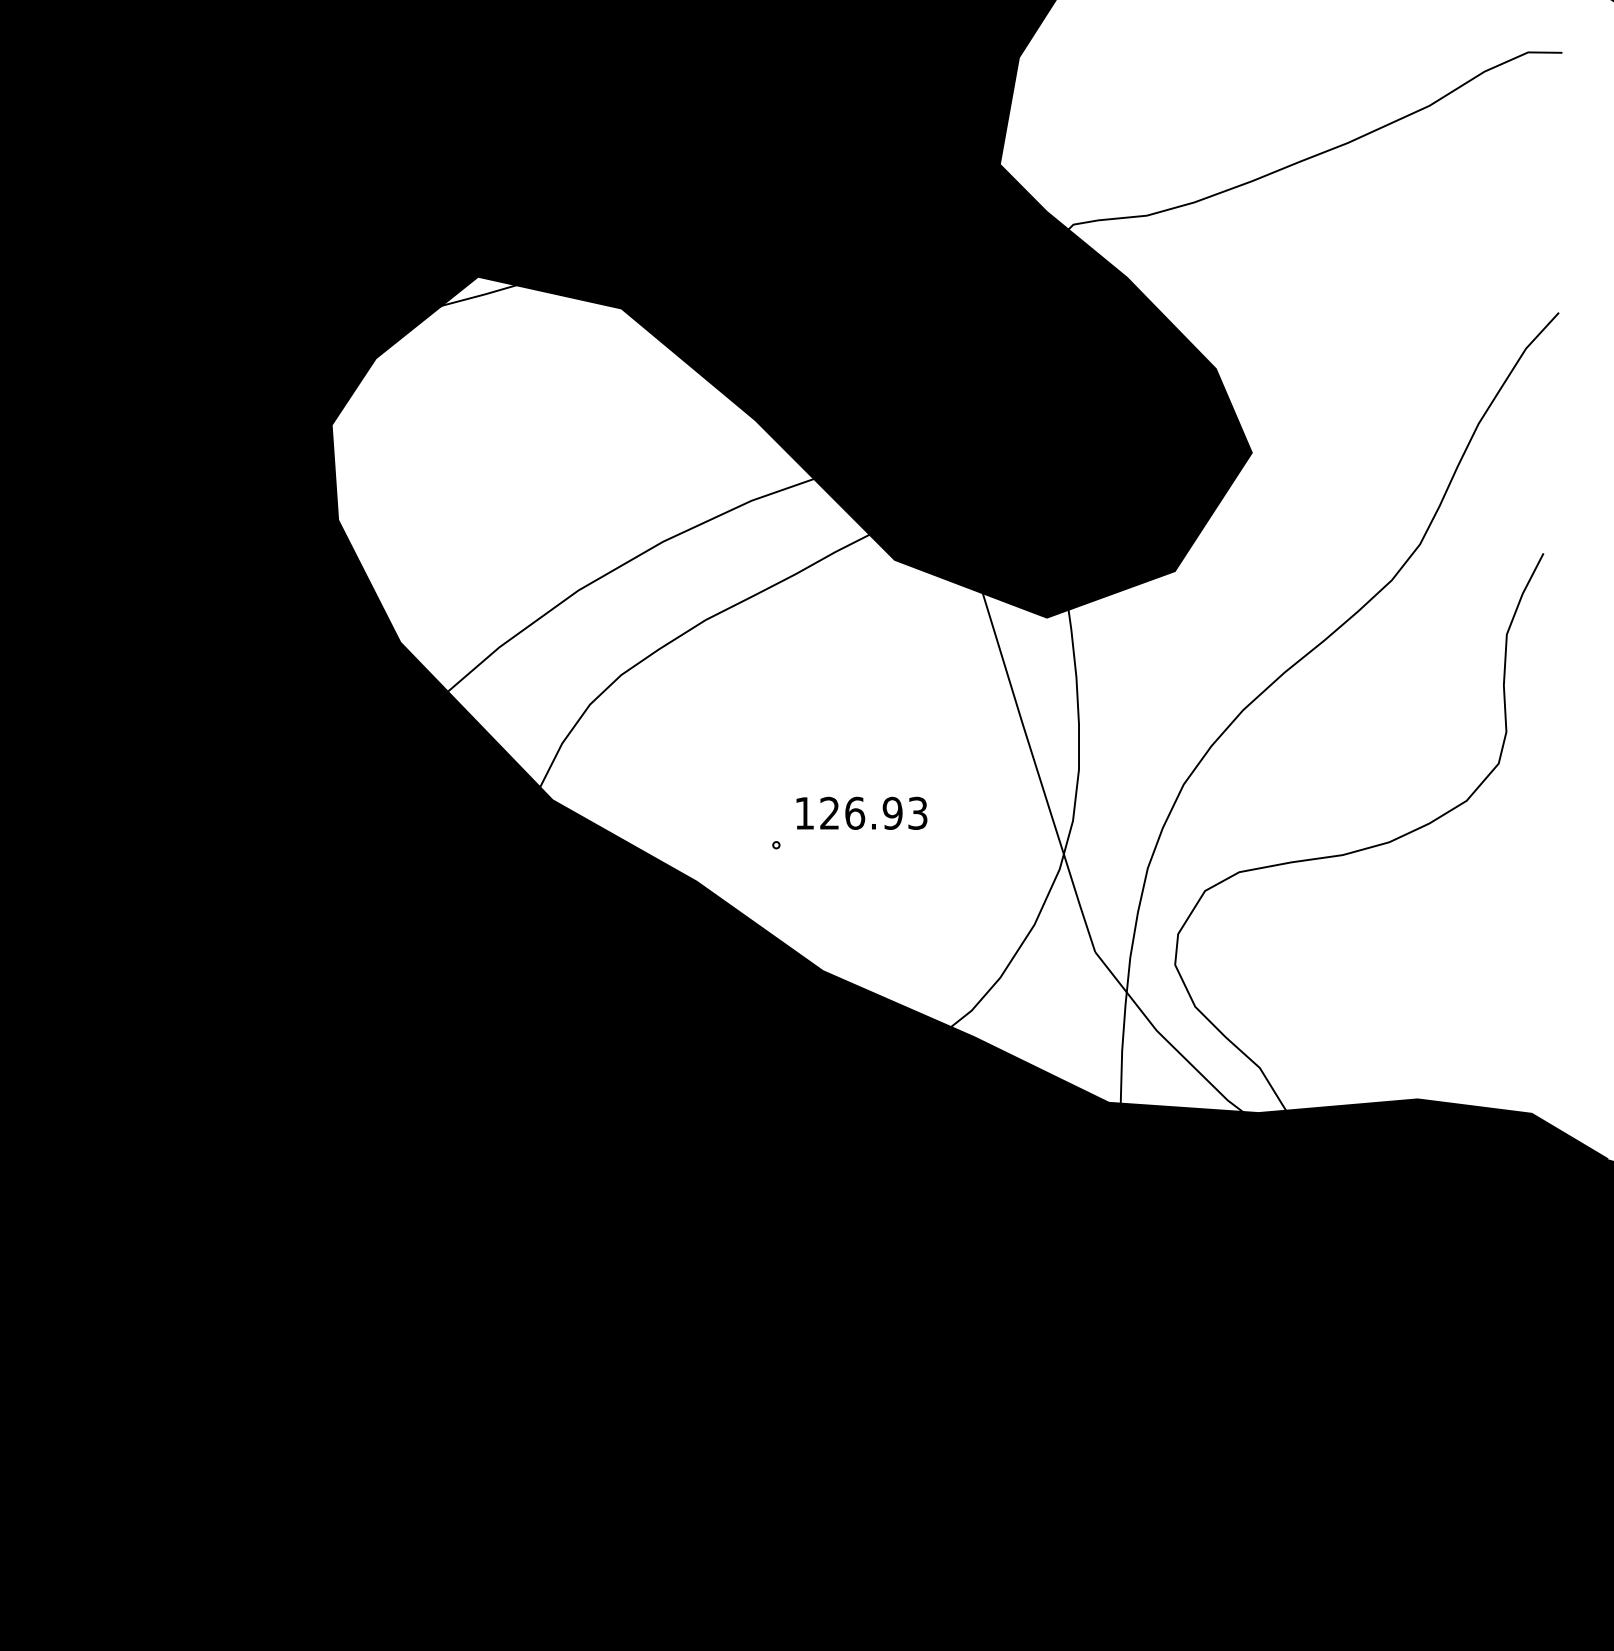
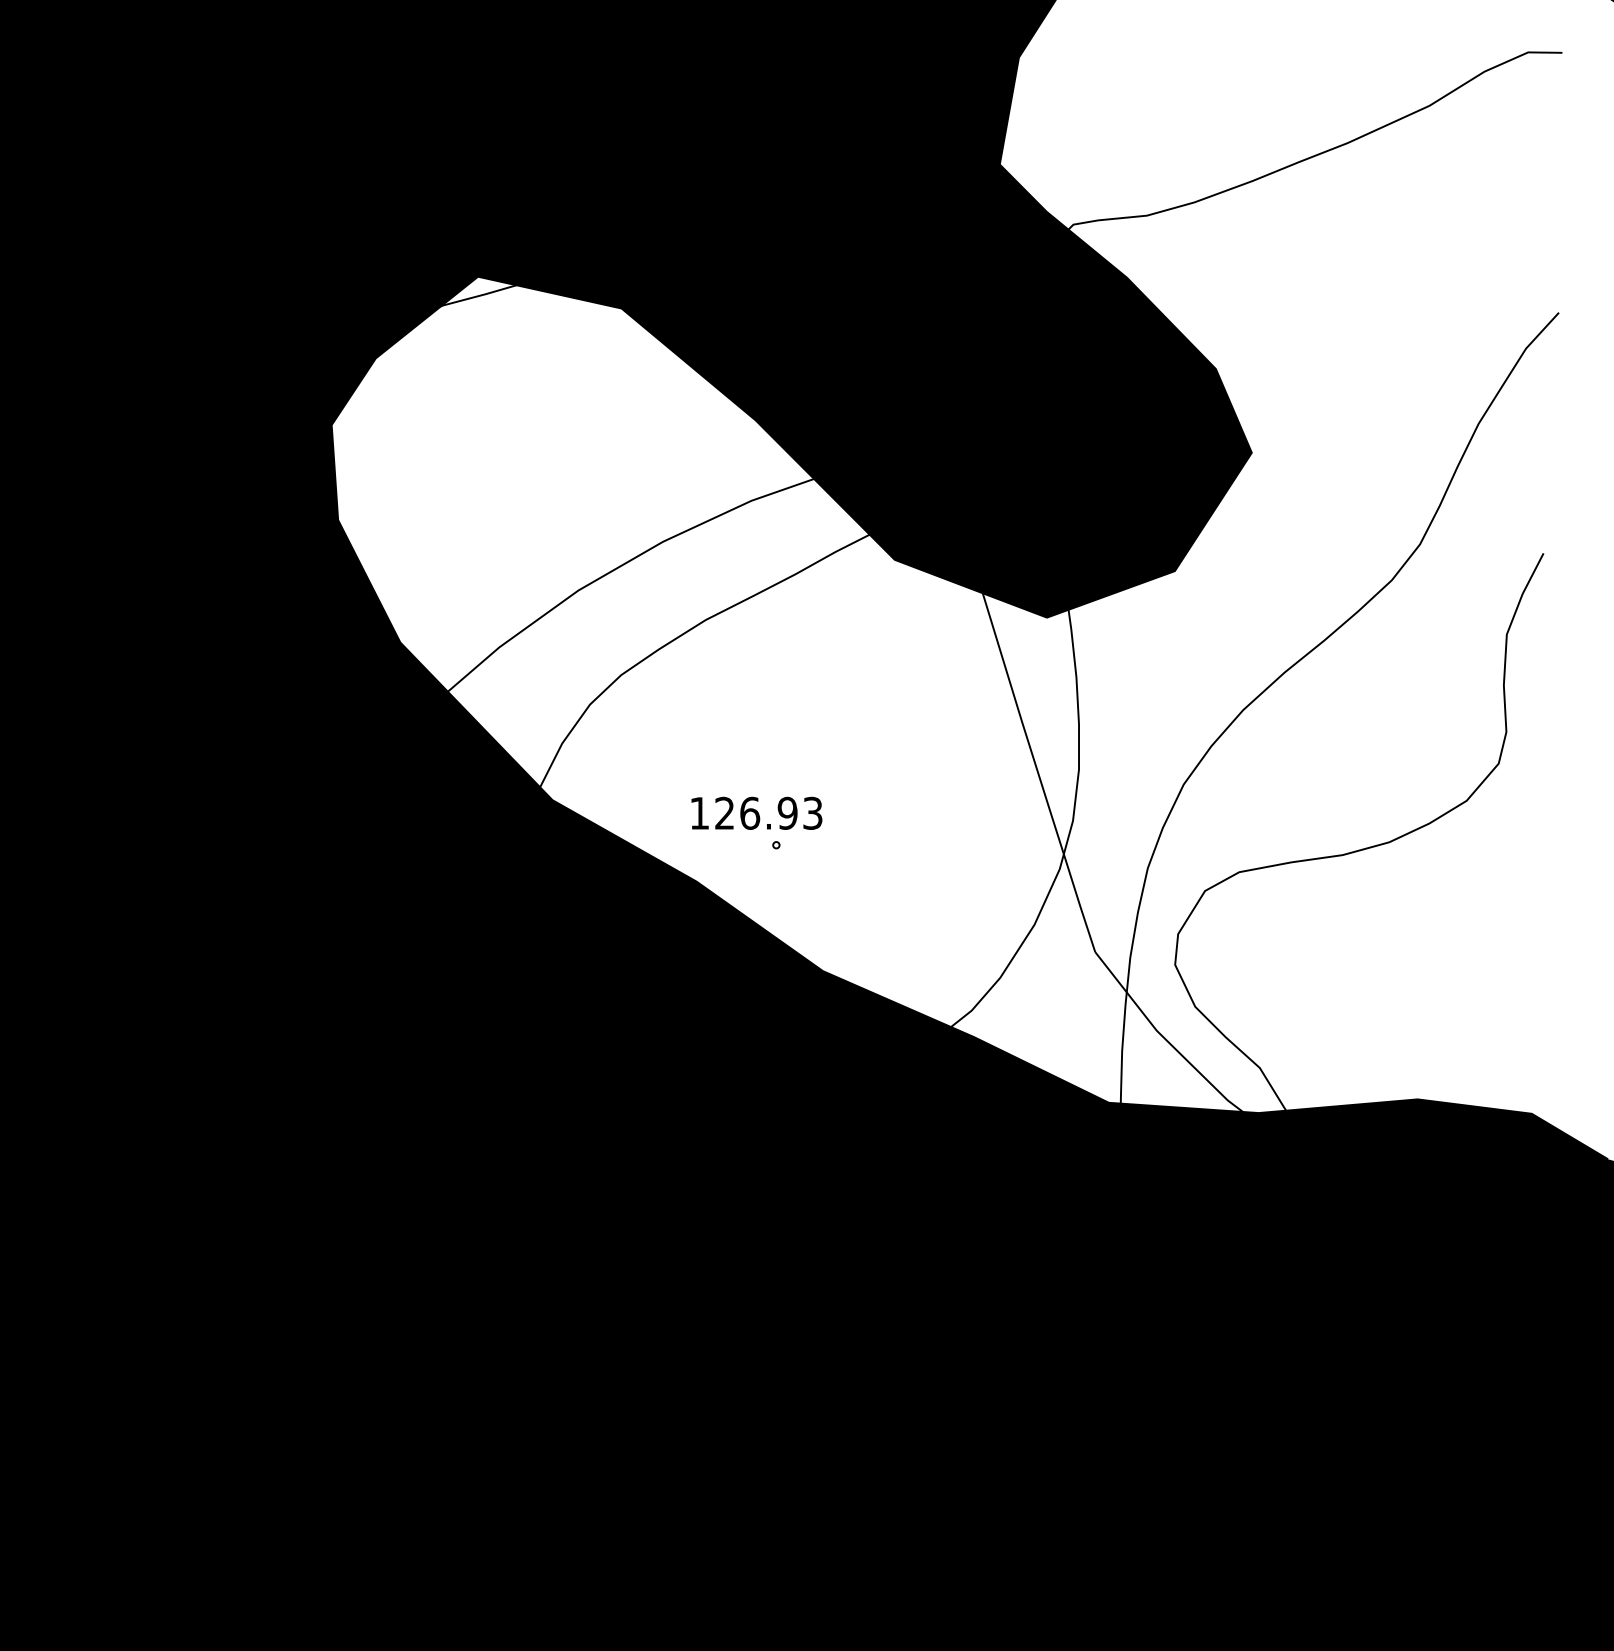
text position: (861, 812) -> (756, 812) (756, 812)
